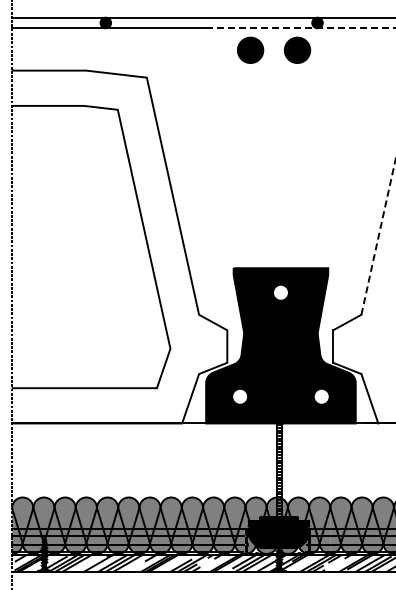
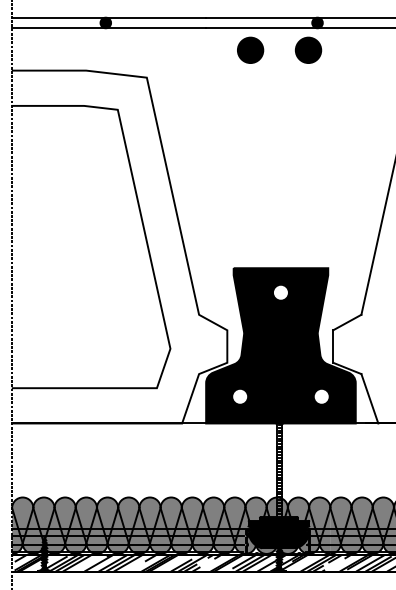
line: dashed -> solid (301, 28)
part position: (297, 49) -> (308, 49) (308, 49)
line: dashed -> solid (378, 236)
